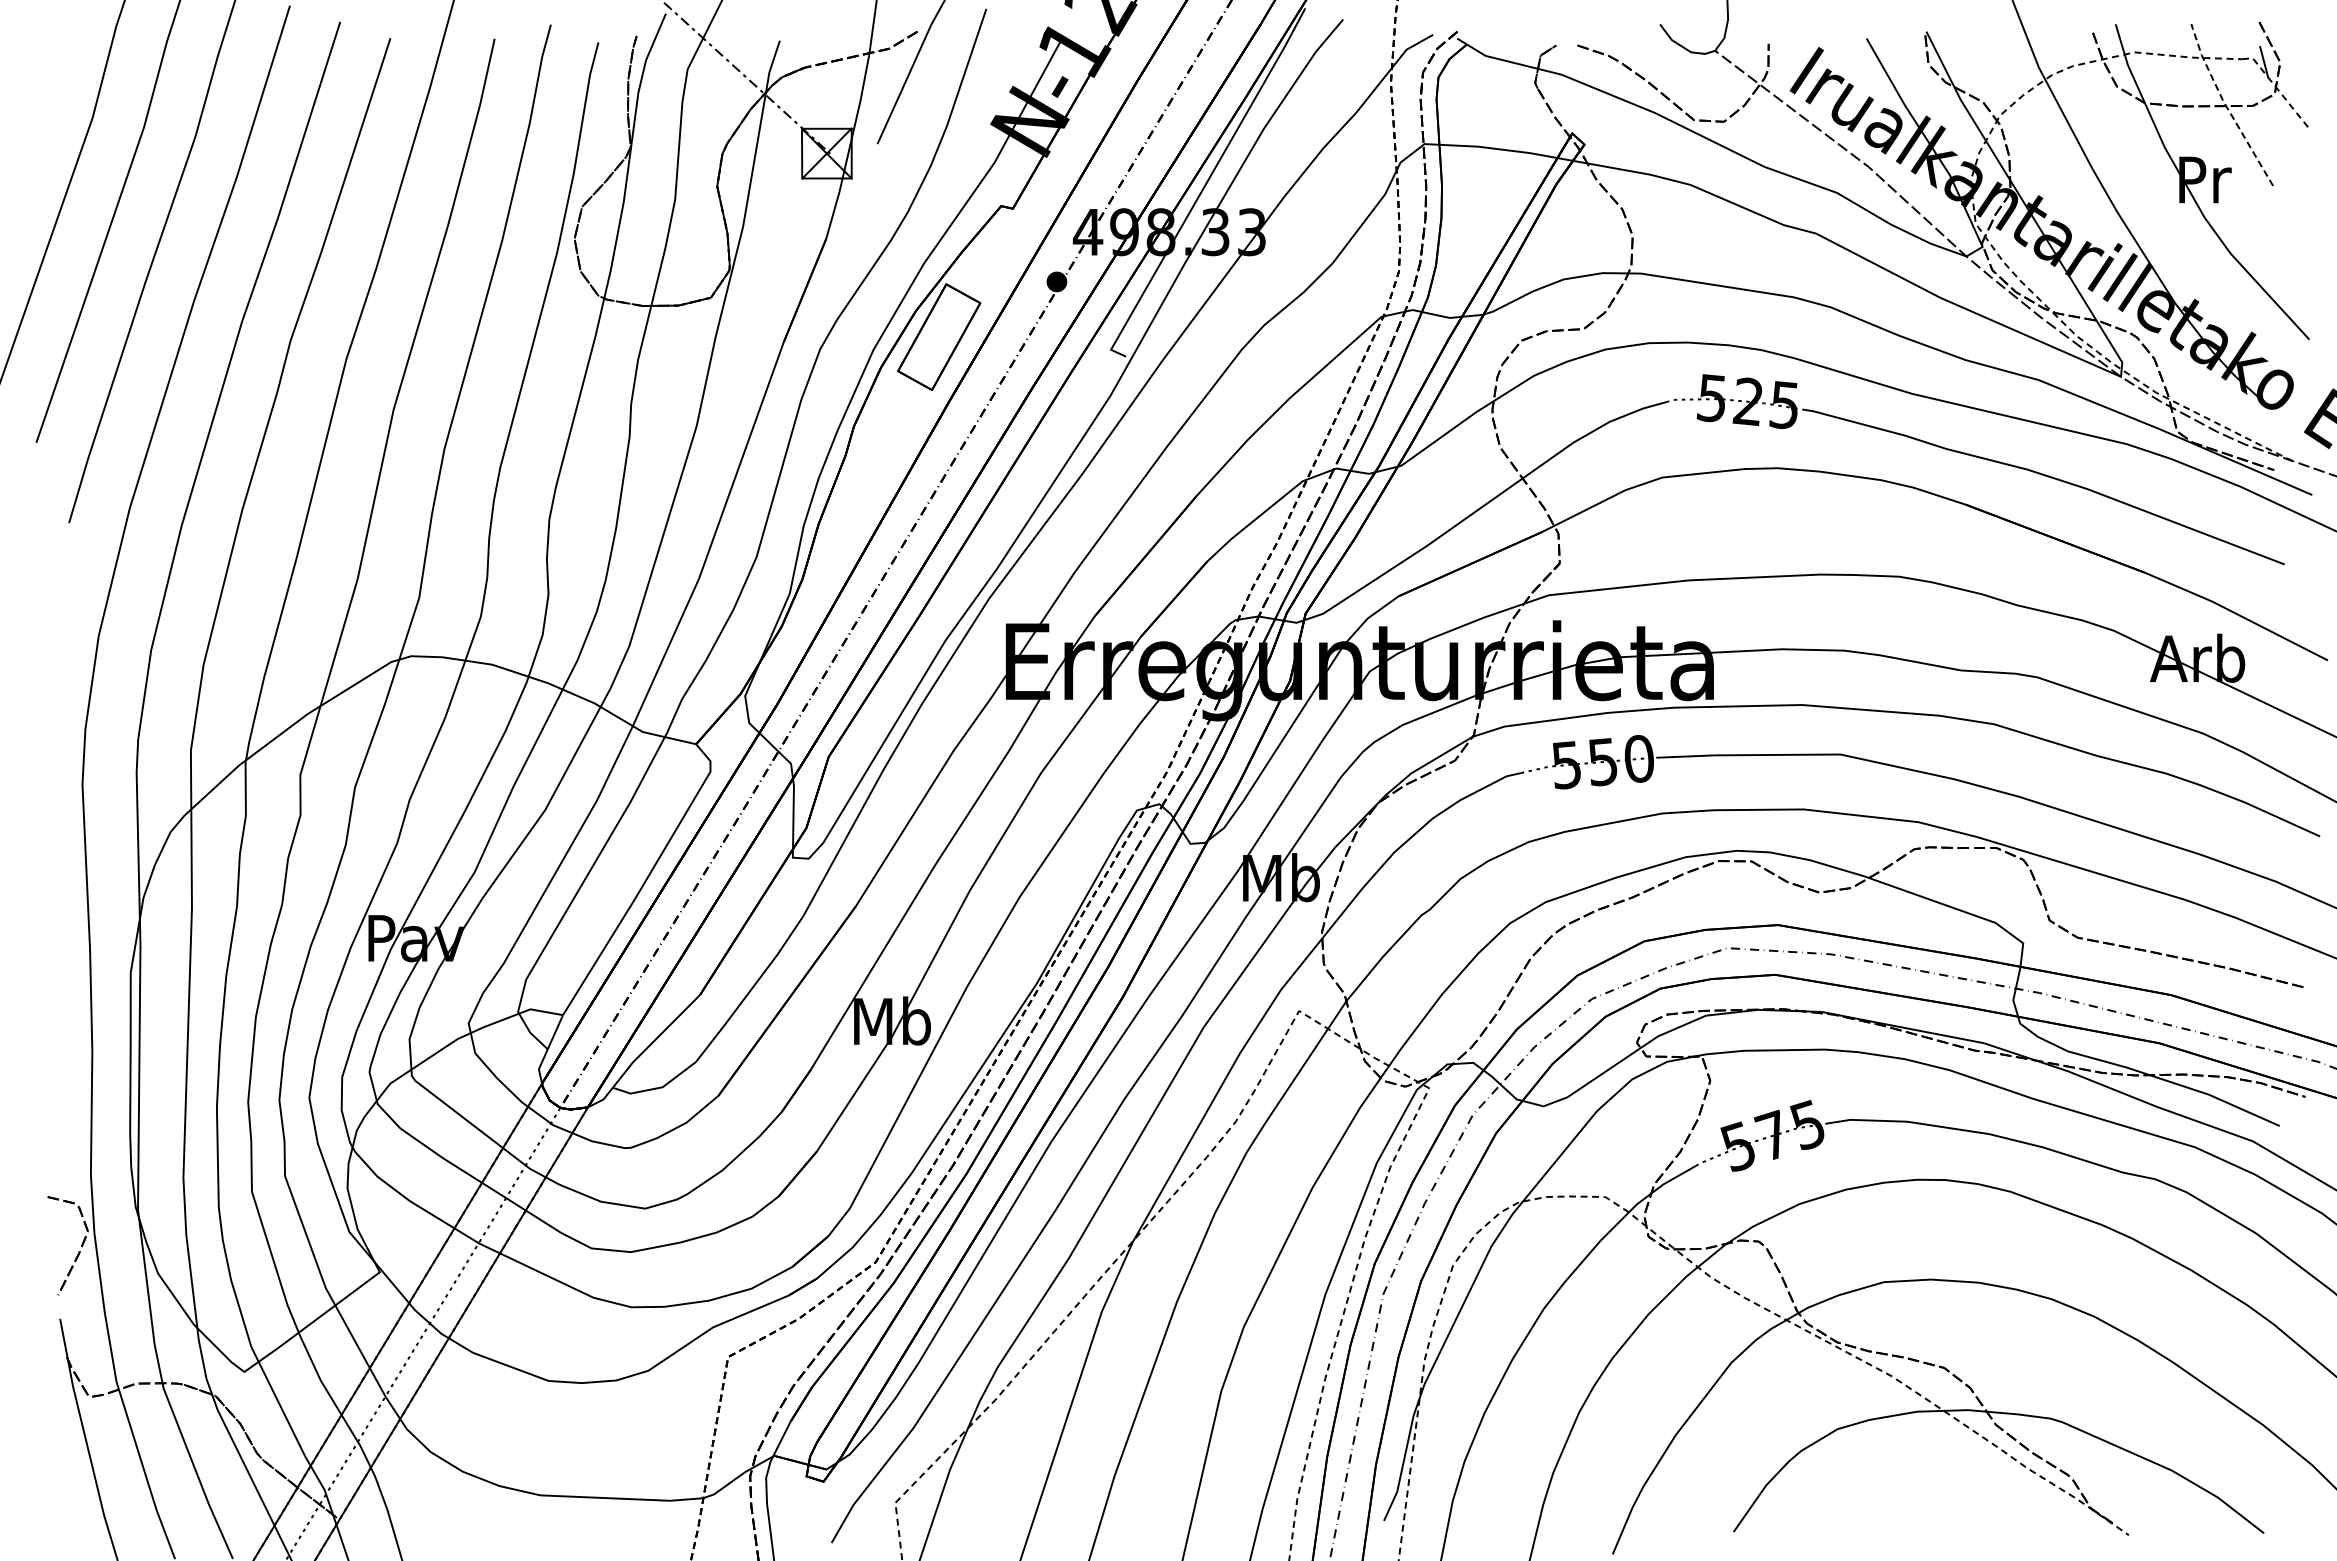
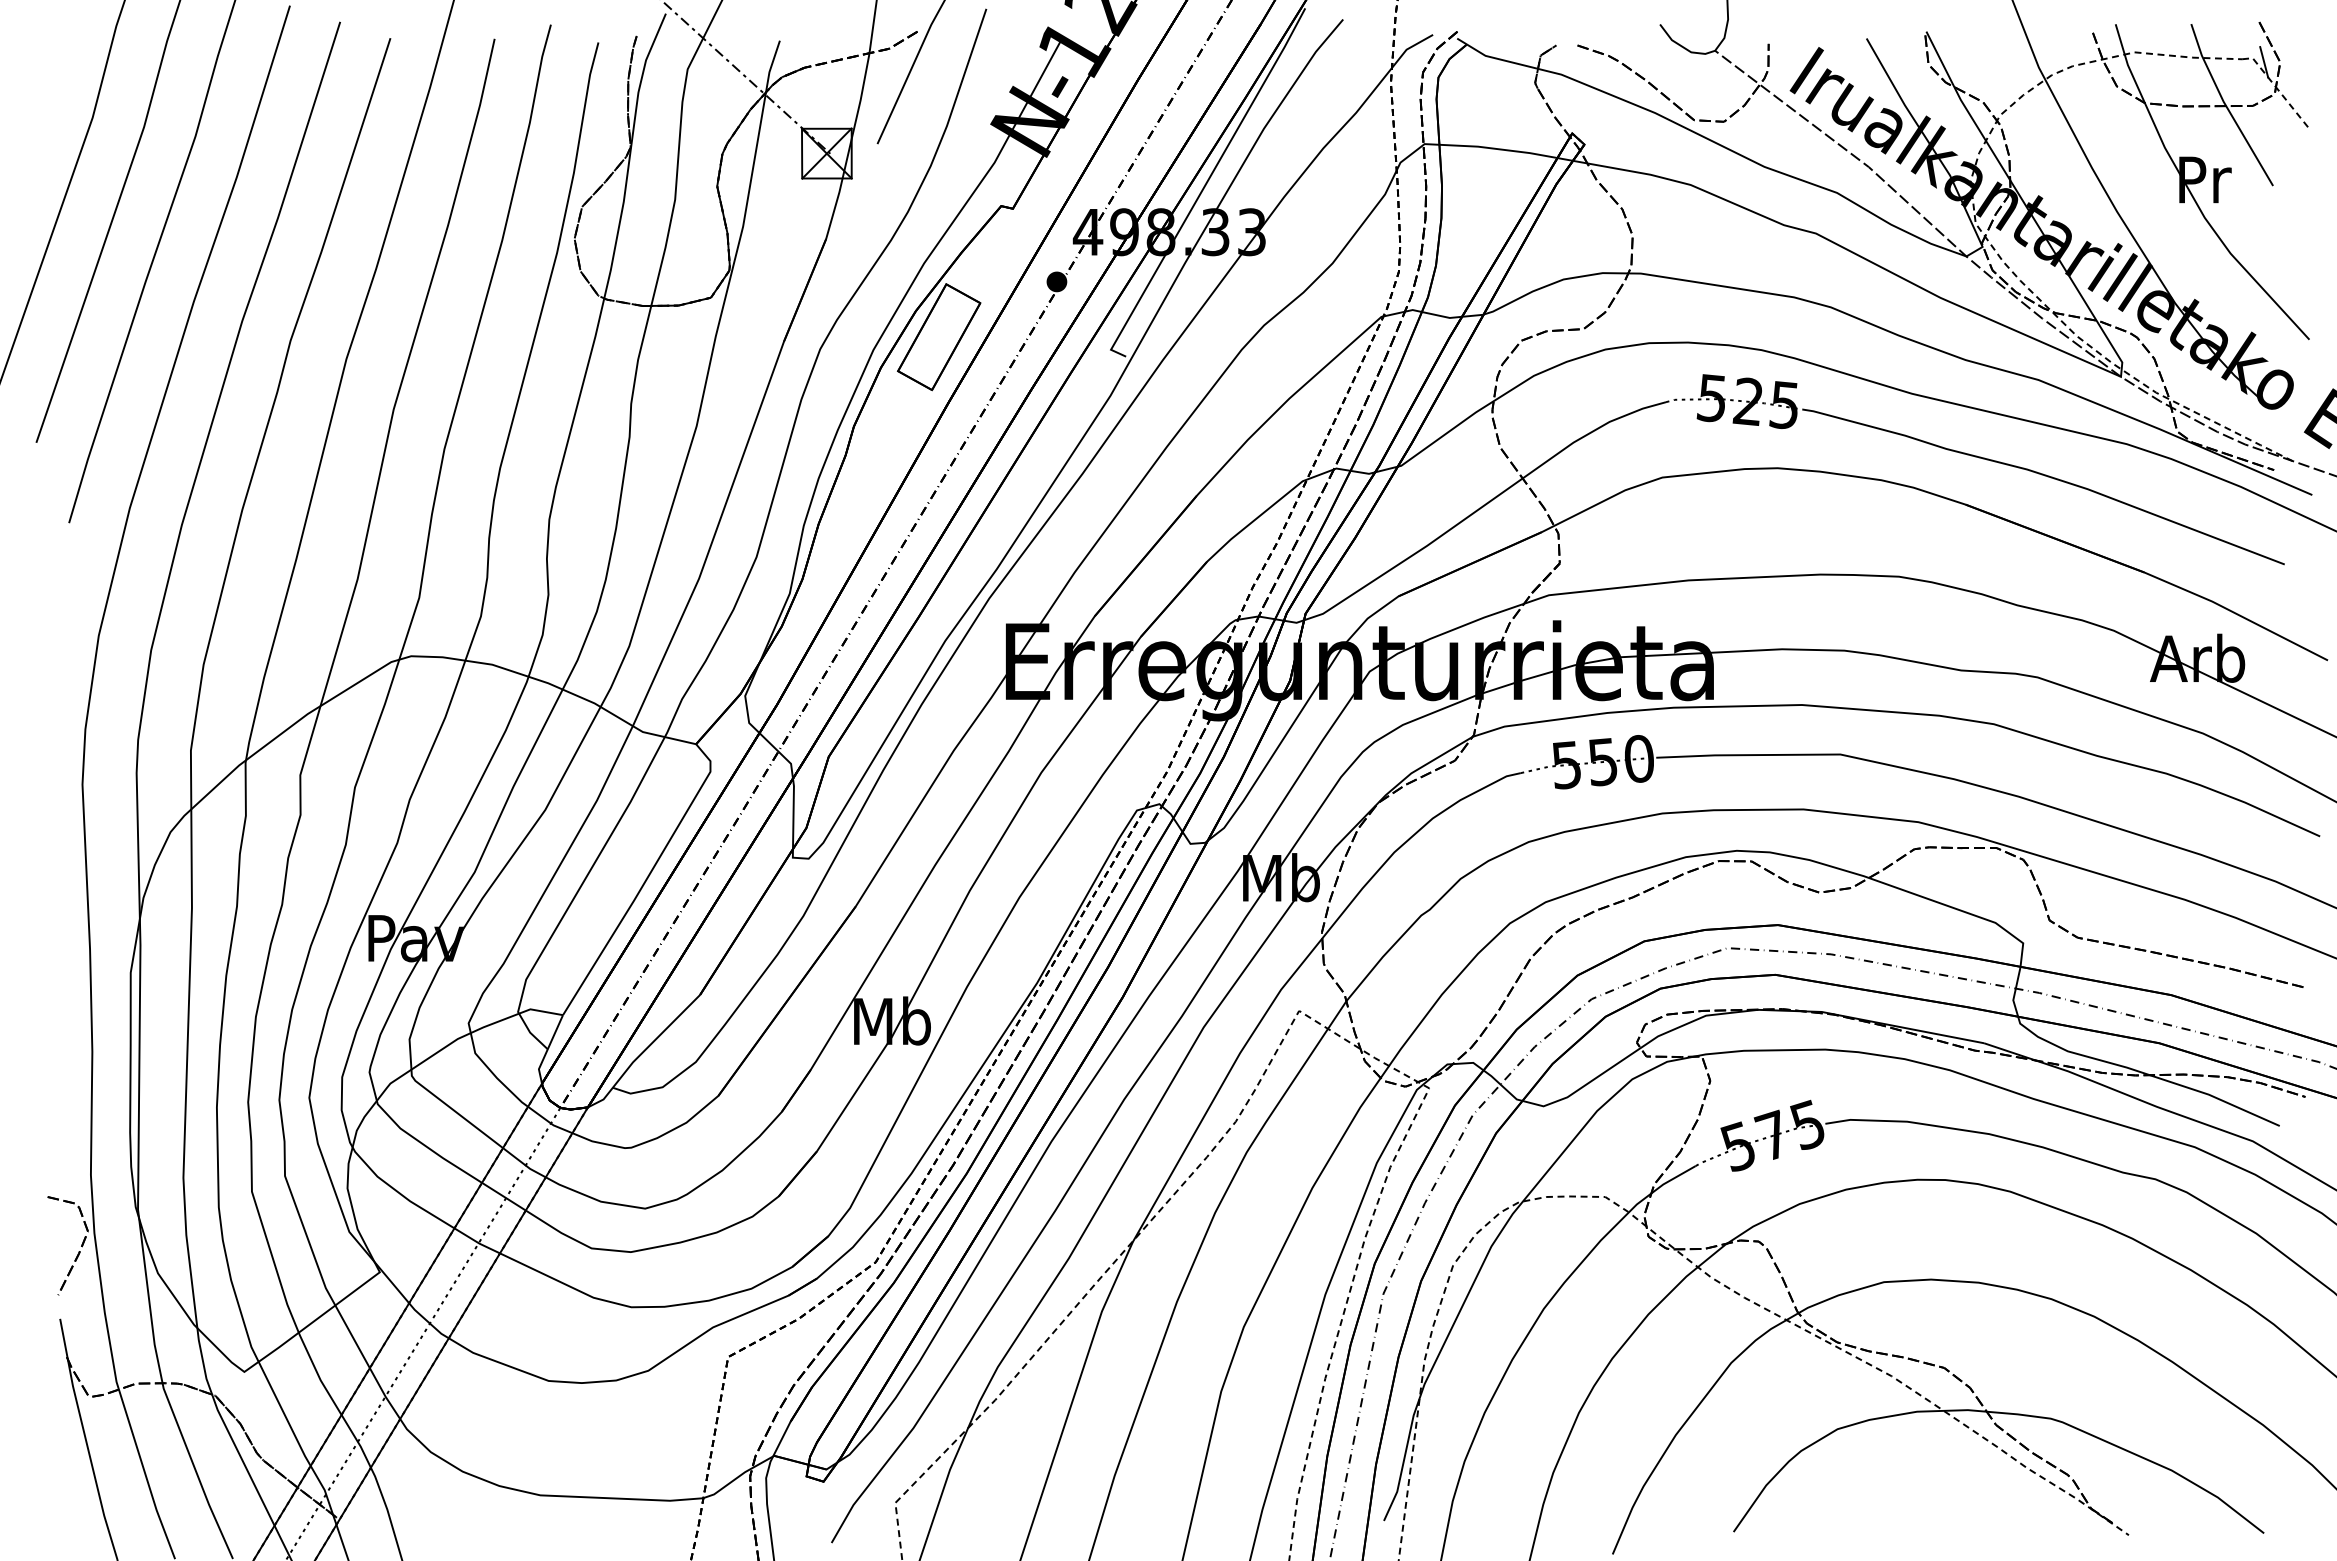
line: dashed -> solid (2226, 105)
